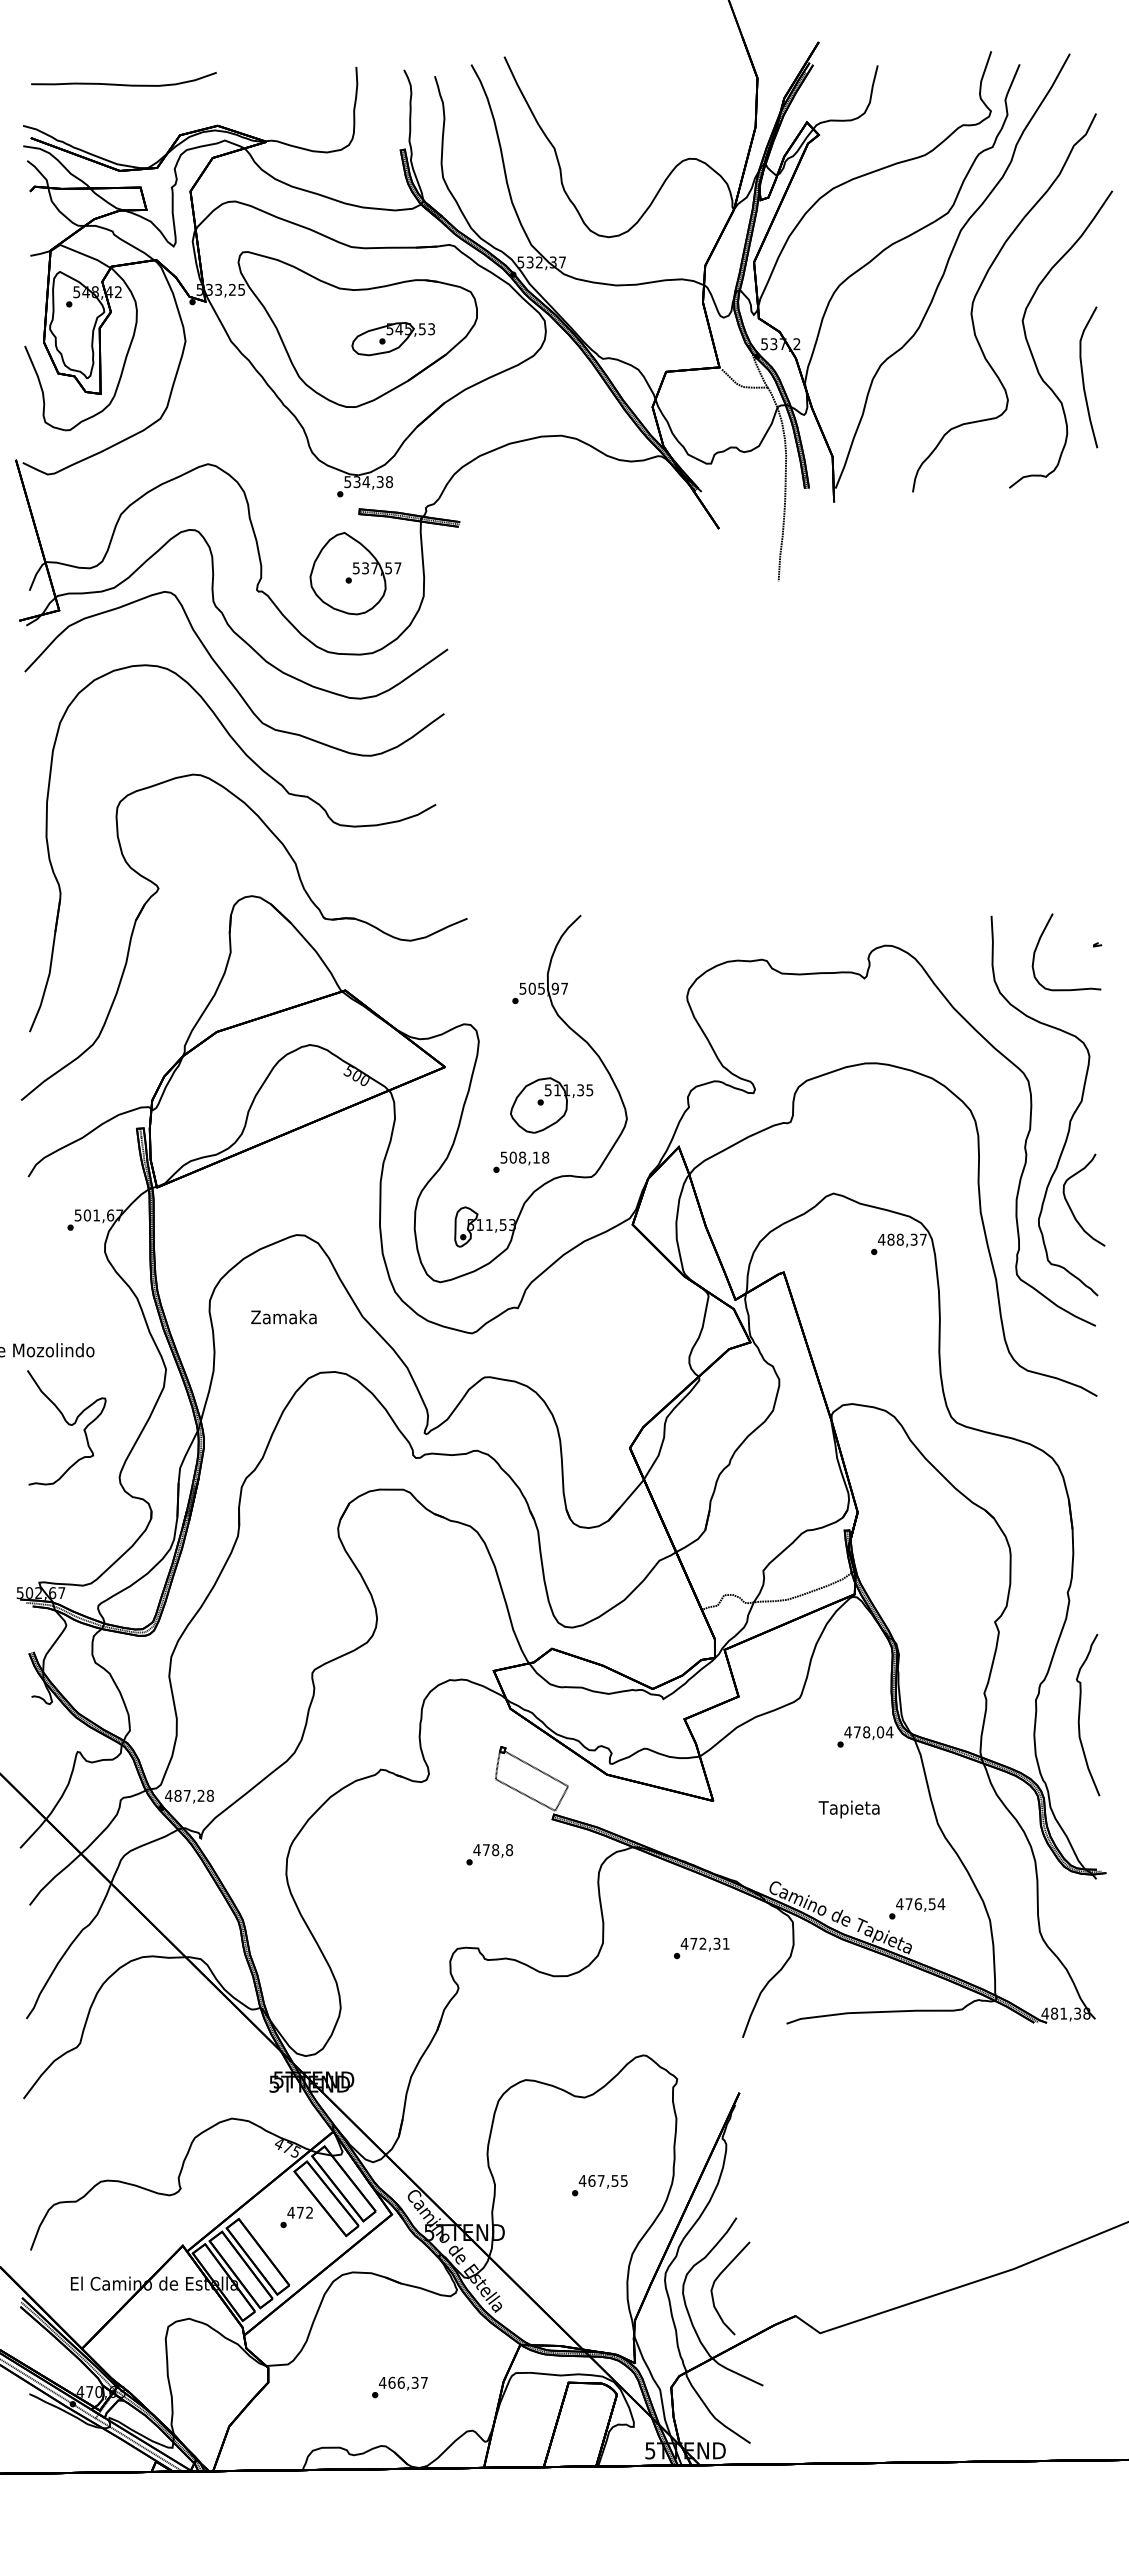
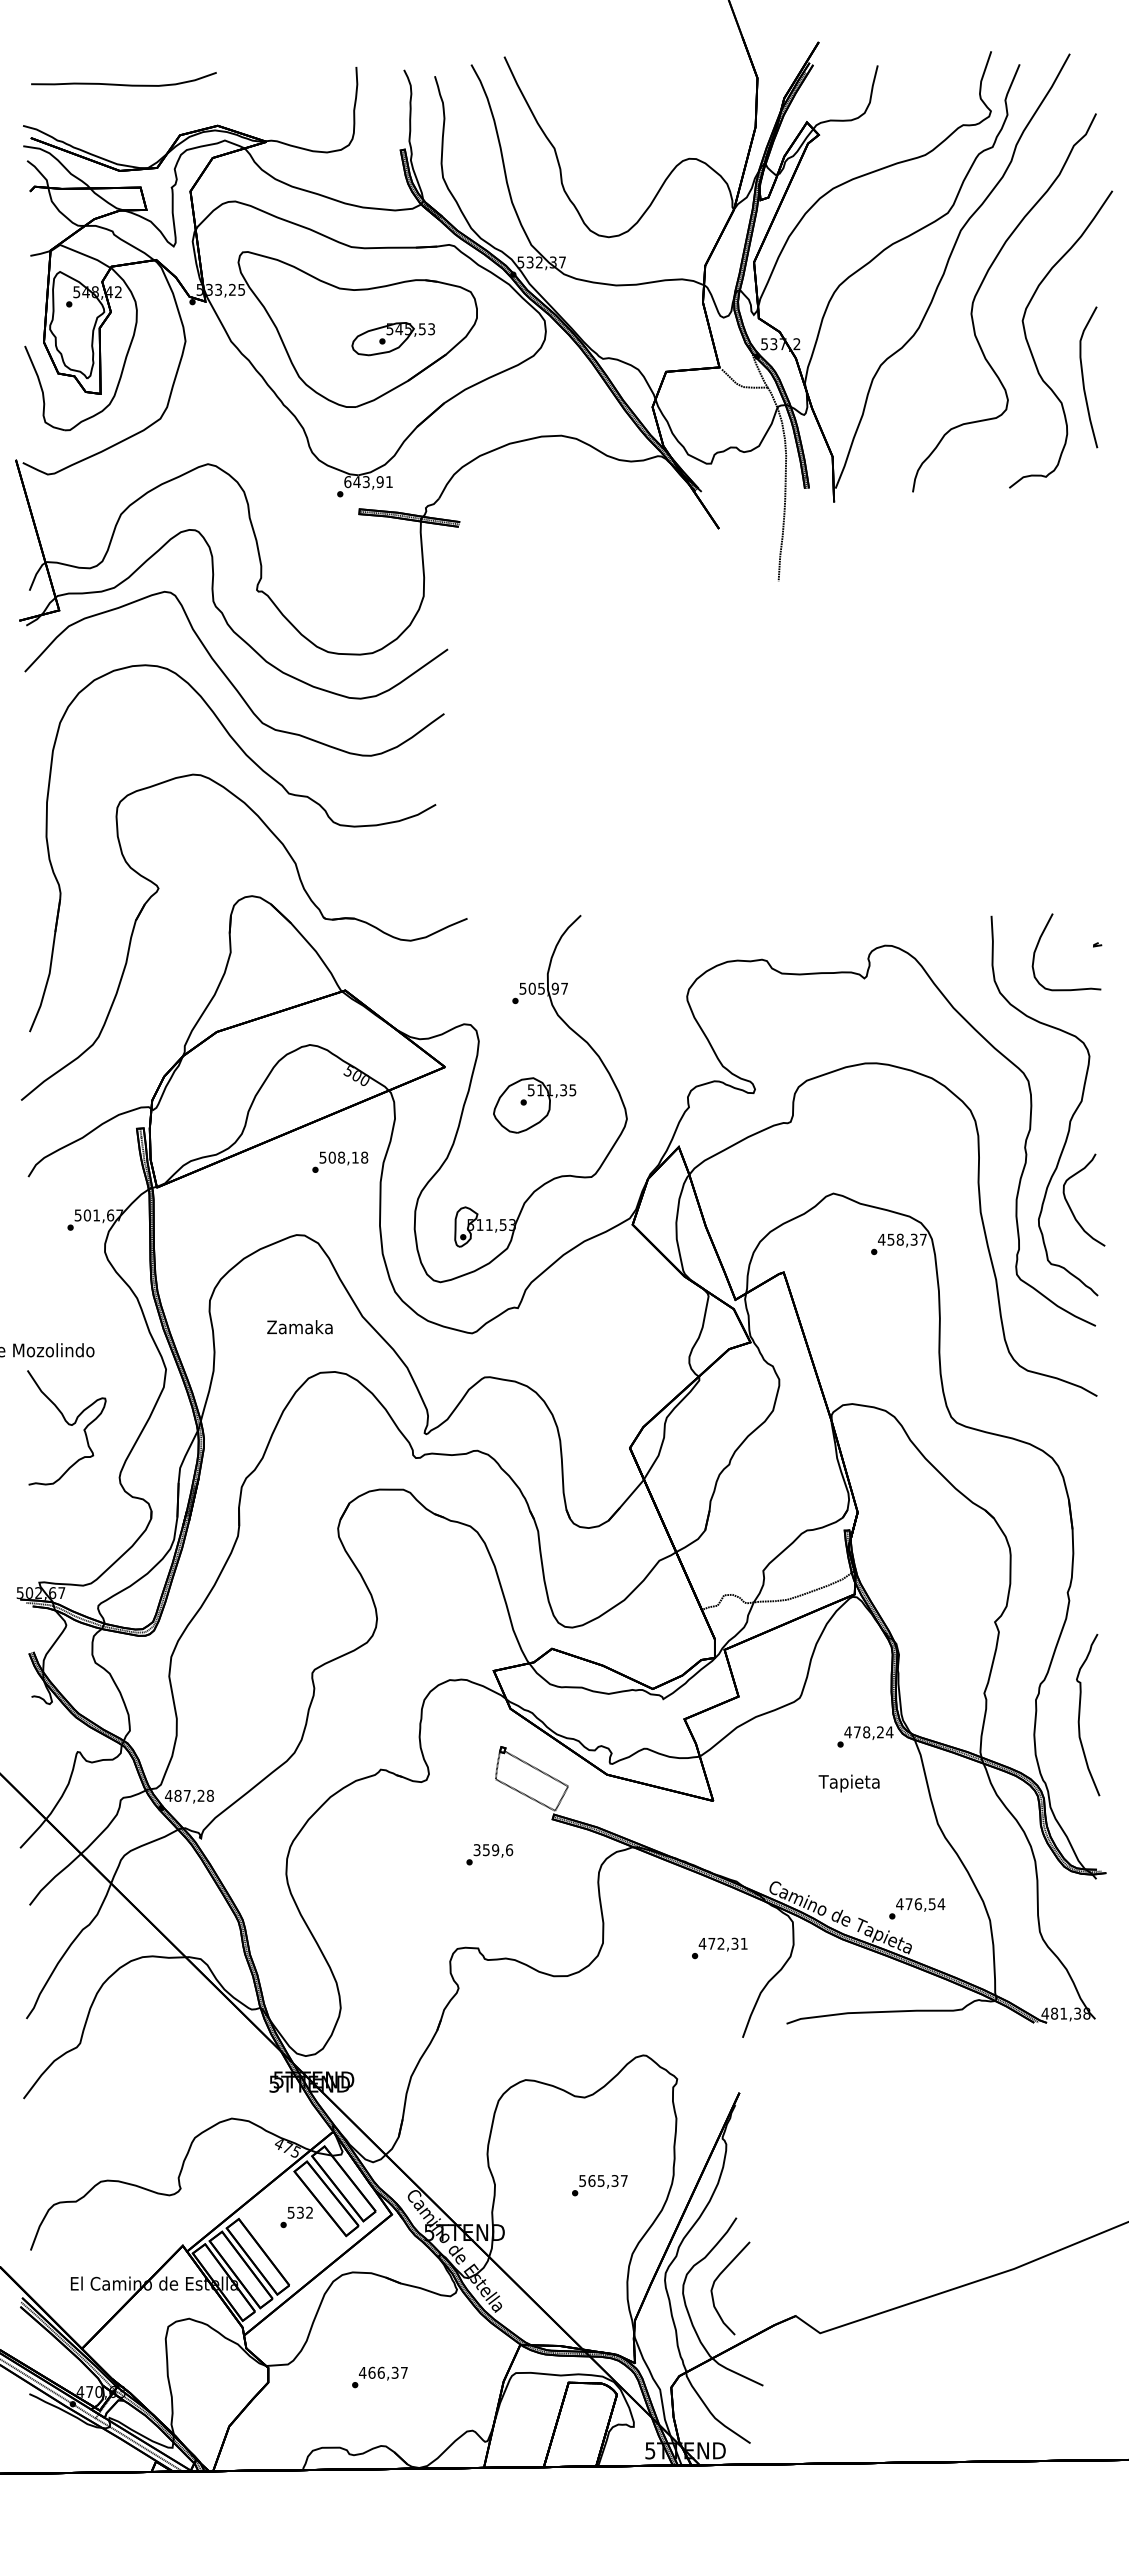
text: 534,38 -> 643,91 (368, 482)
part: present -> none (355, 573)
part position: (551, 1105) -> (534, 1105) (534, 1105)
text position: (521, 1161) -> (340, 1161) (340, 1161)
text: 488,37 -> 458,37 (890, 1239)
text position: (283, 1317) -> (299, 1327) (299, 1327)
text: 478,04 -> 478,24 (880, 1732)
text position: (848, 1809) -> (848, 1783) (848, 1783)
text: 478,8 -> 359,6 (493, 1850)
text position: (701, 1948) -> (719, 1948) (719, 1948)
text: 467,55 -> 565,37 (602, 2181)
text: 472 -> 532 (295, 2212)
text position: (399, 2387) -> (379, 2377) (379, 2377)
